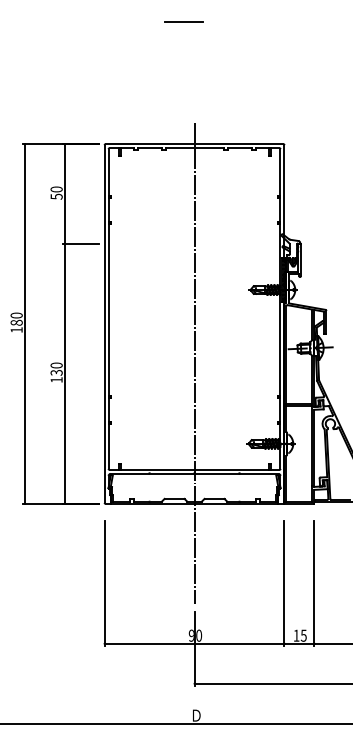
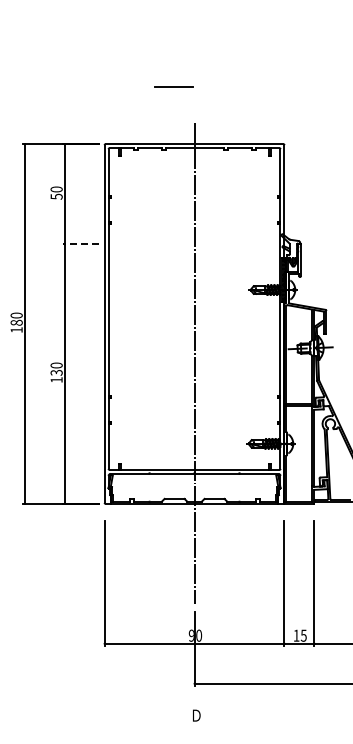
line position: (183, 21) -> (173, 86) (173, 86)
line: solid -> dashed (80, 244)
line: present -> none (175, 723)
